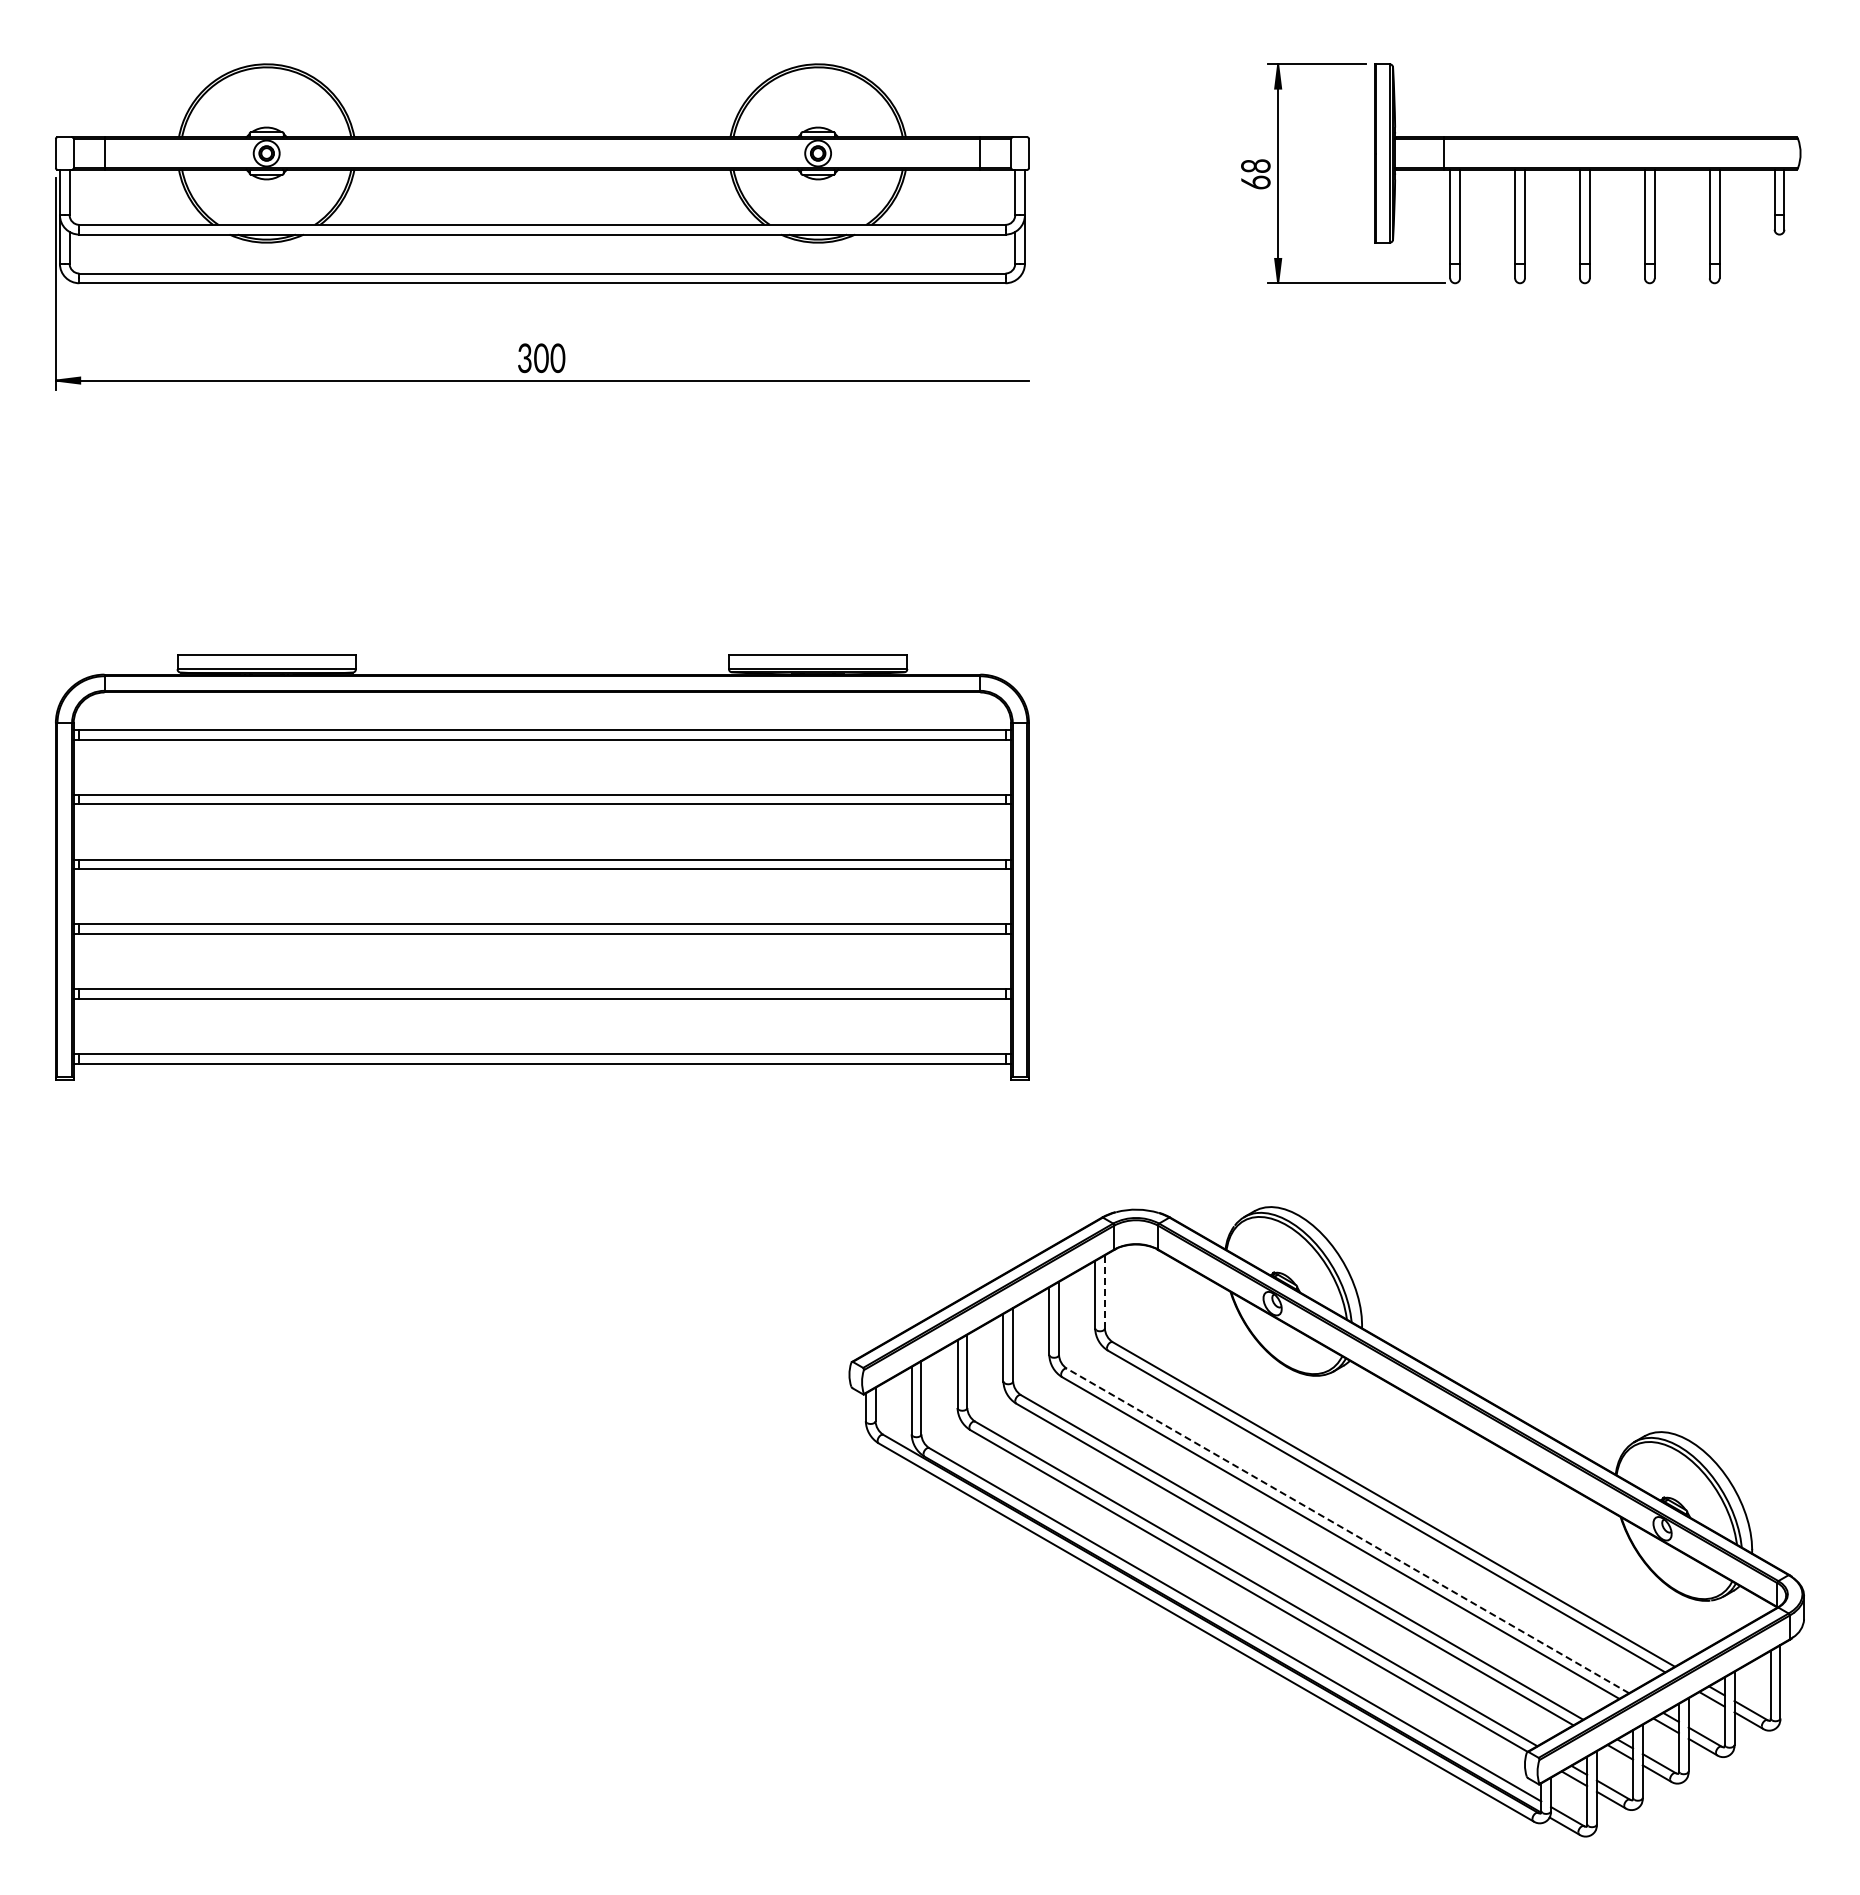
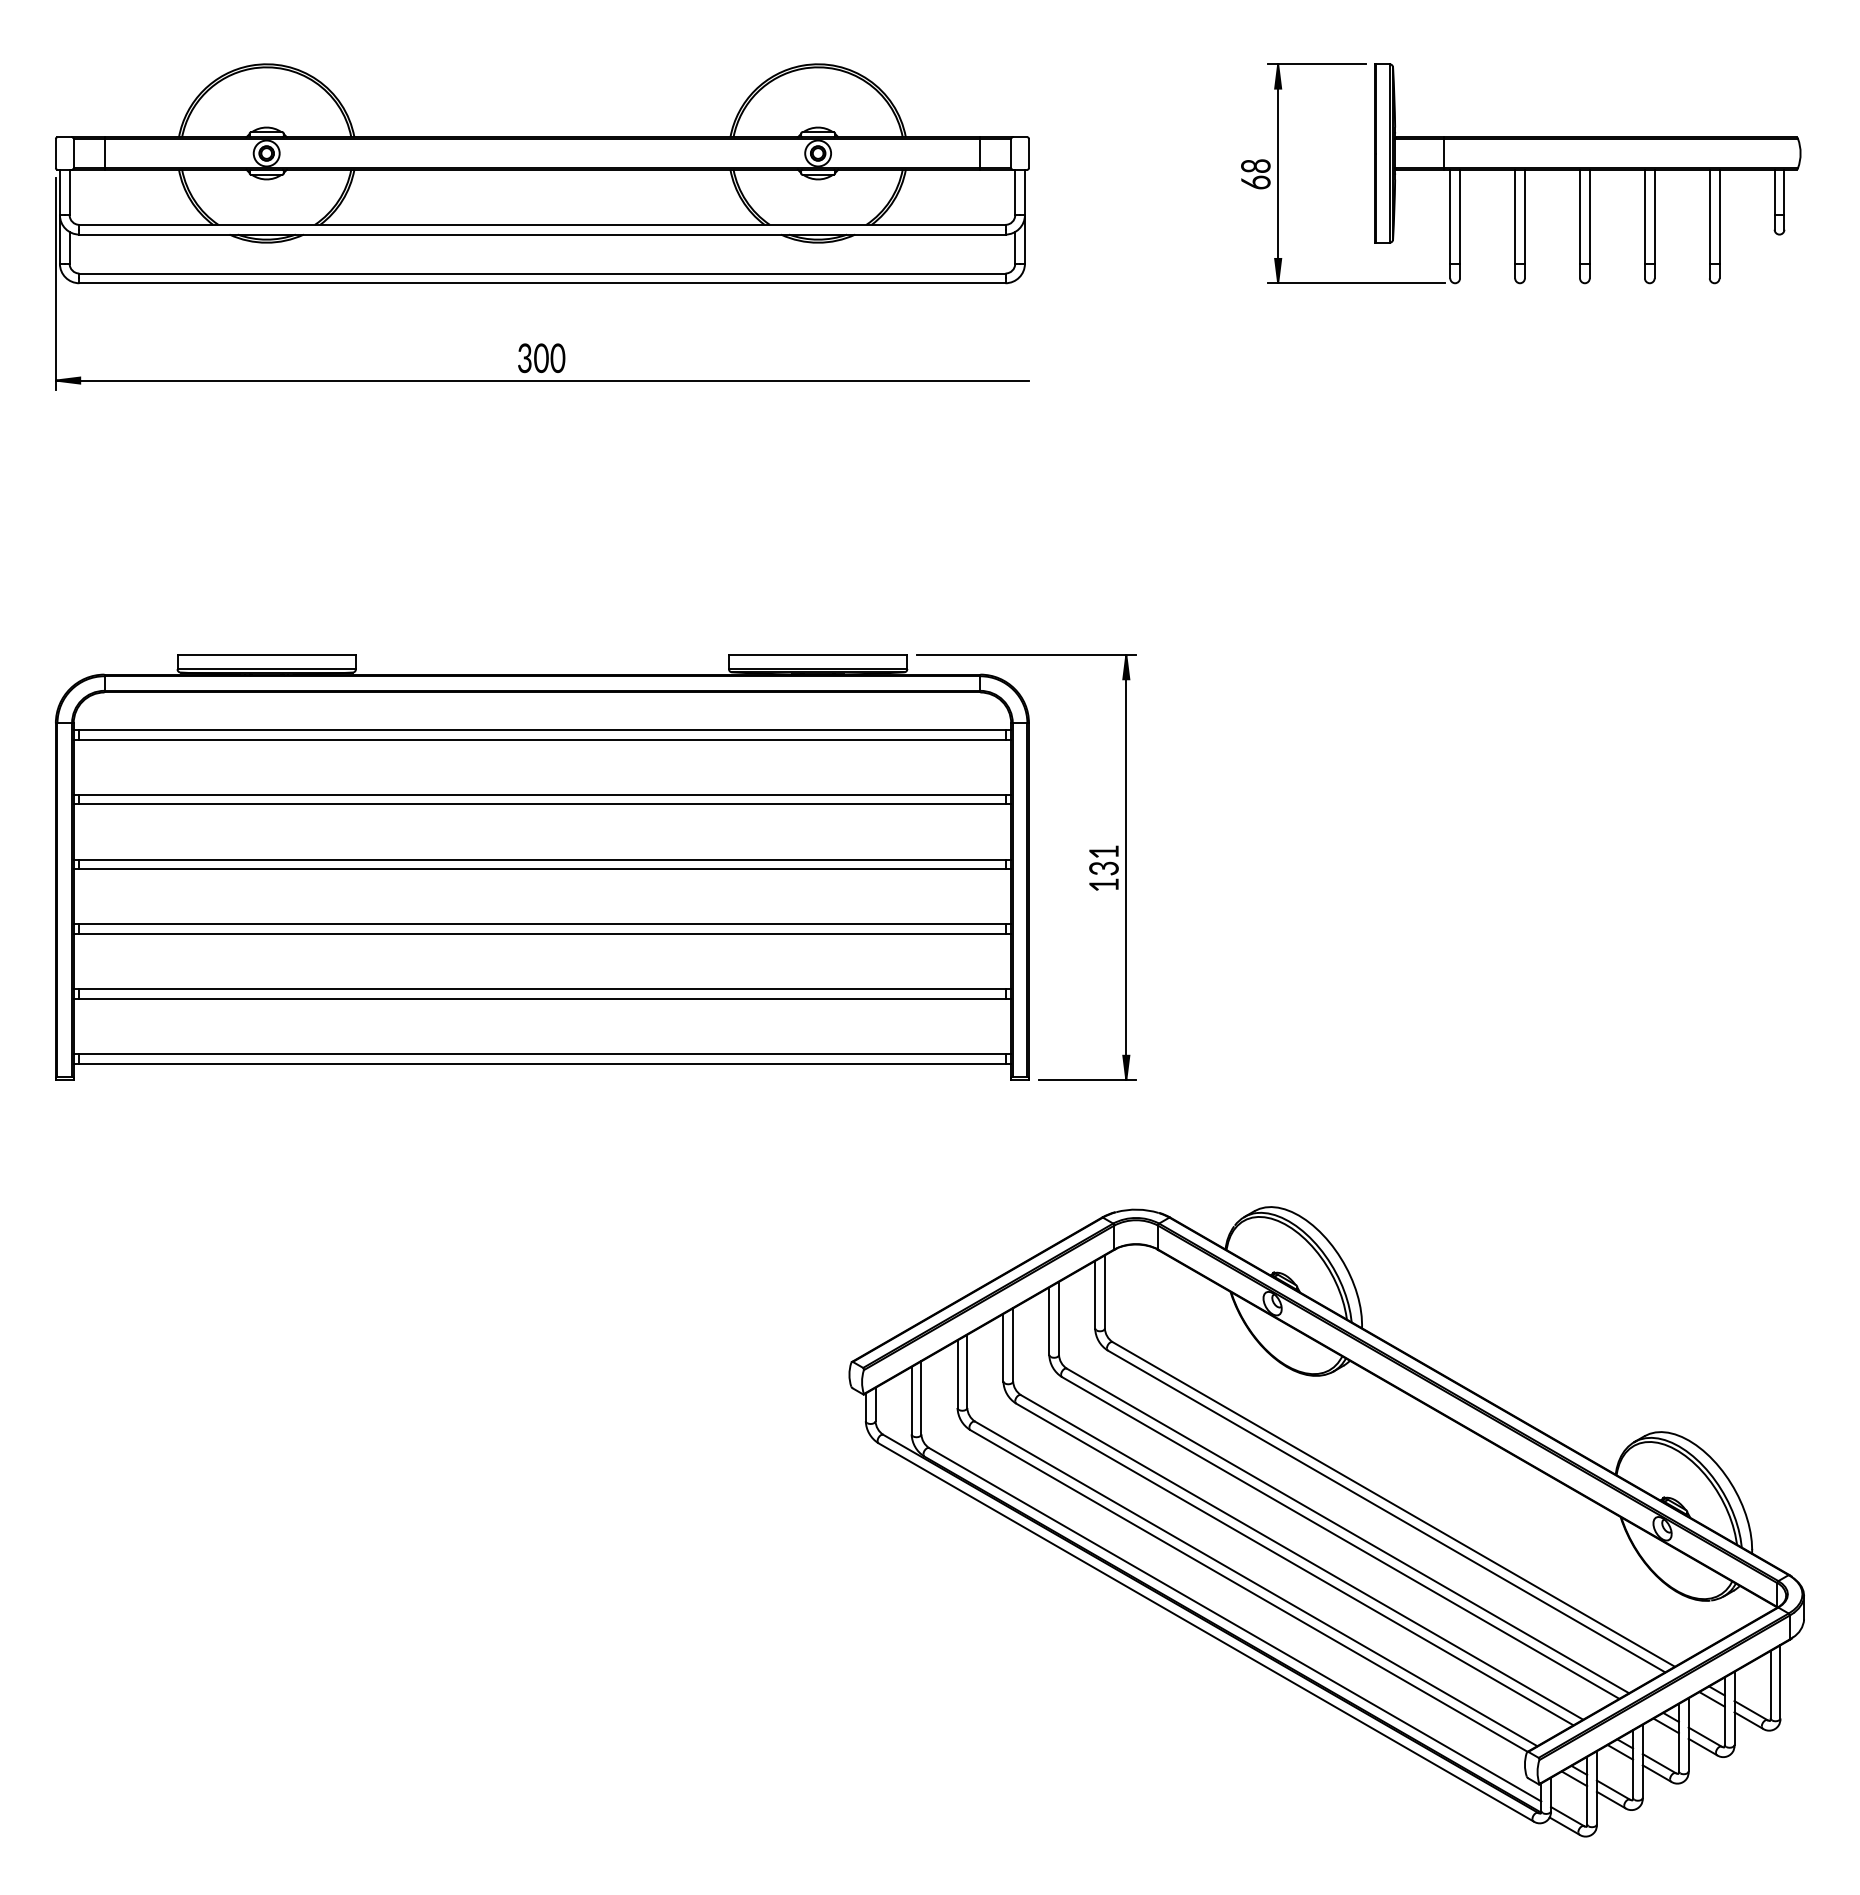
part: none -> present (1089, 867)
line: dashed -> solid (1104, 1291)
line: dashed -> solid (1348, 1530)
